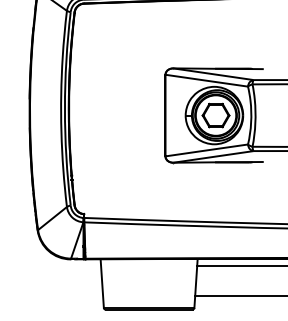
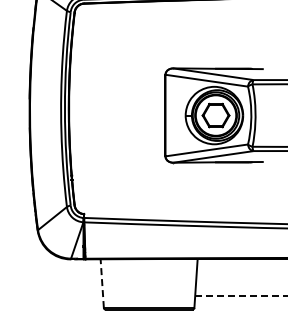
line: present -> none (240, 266)
line: solid -> dashed (102, 283)
line: solid -> dashed (241, 296)
